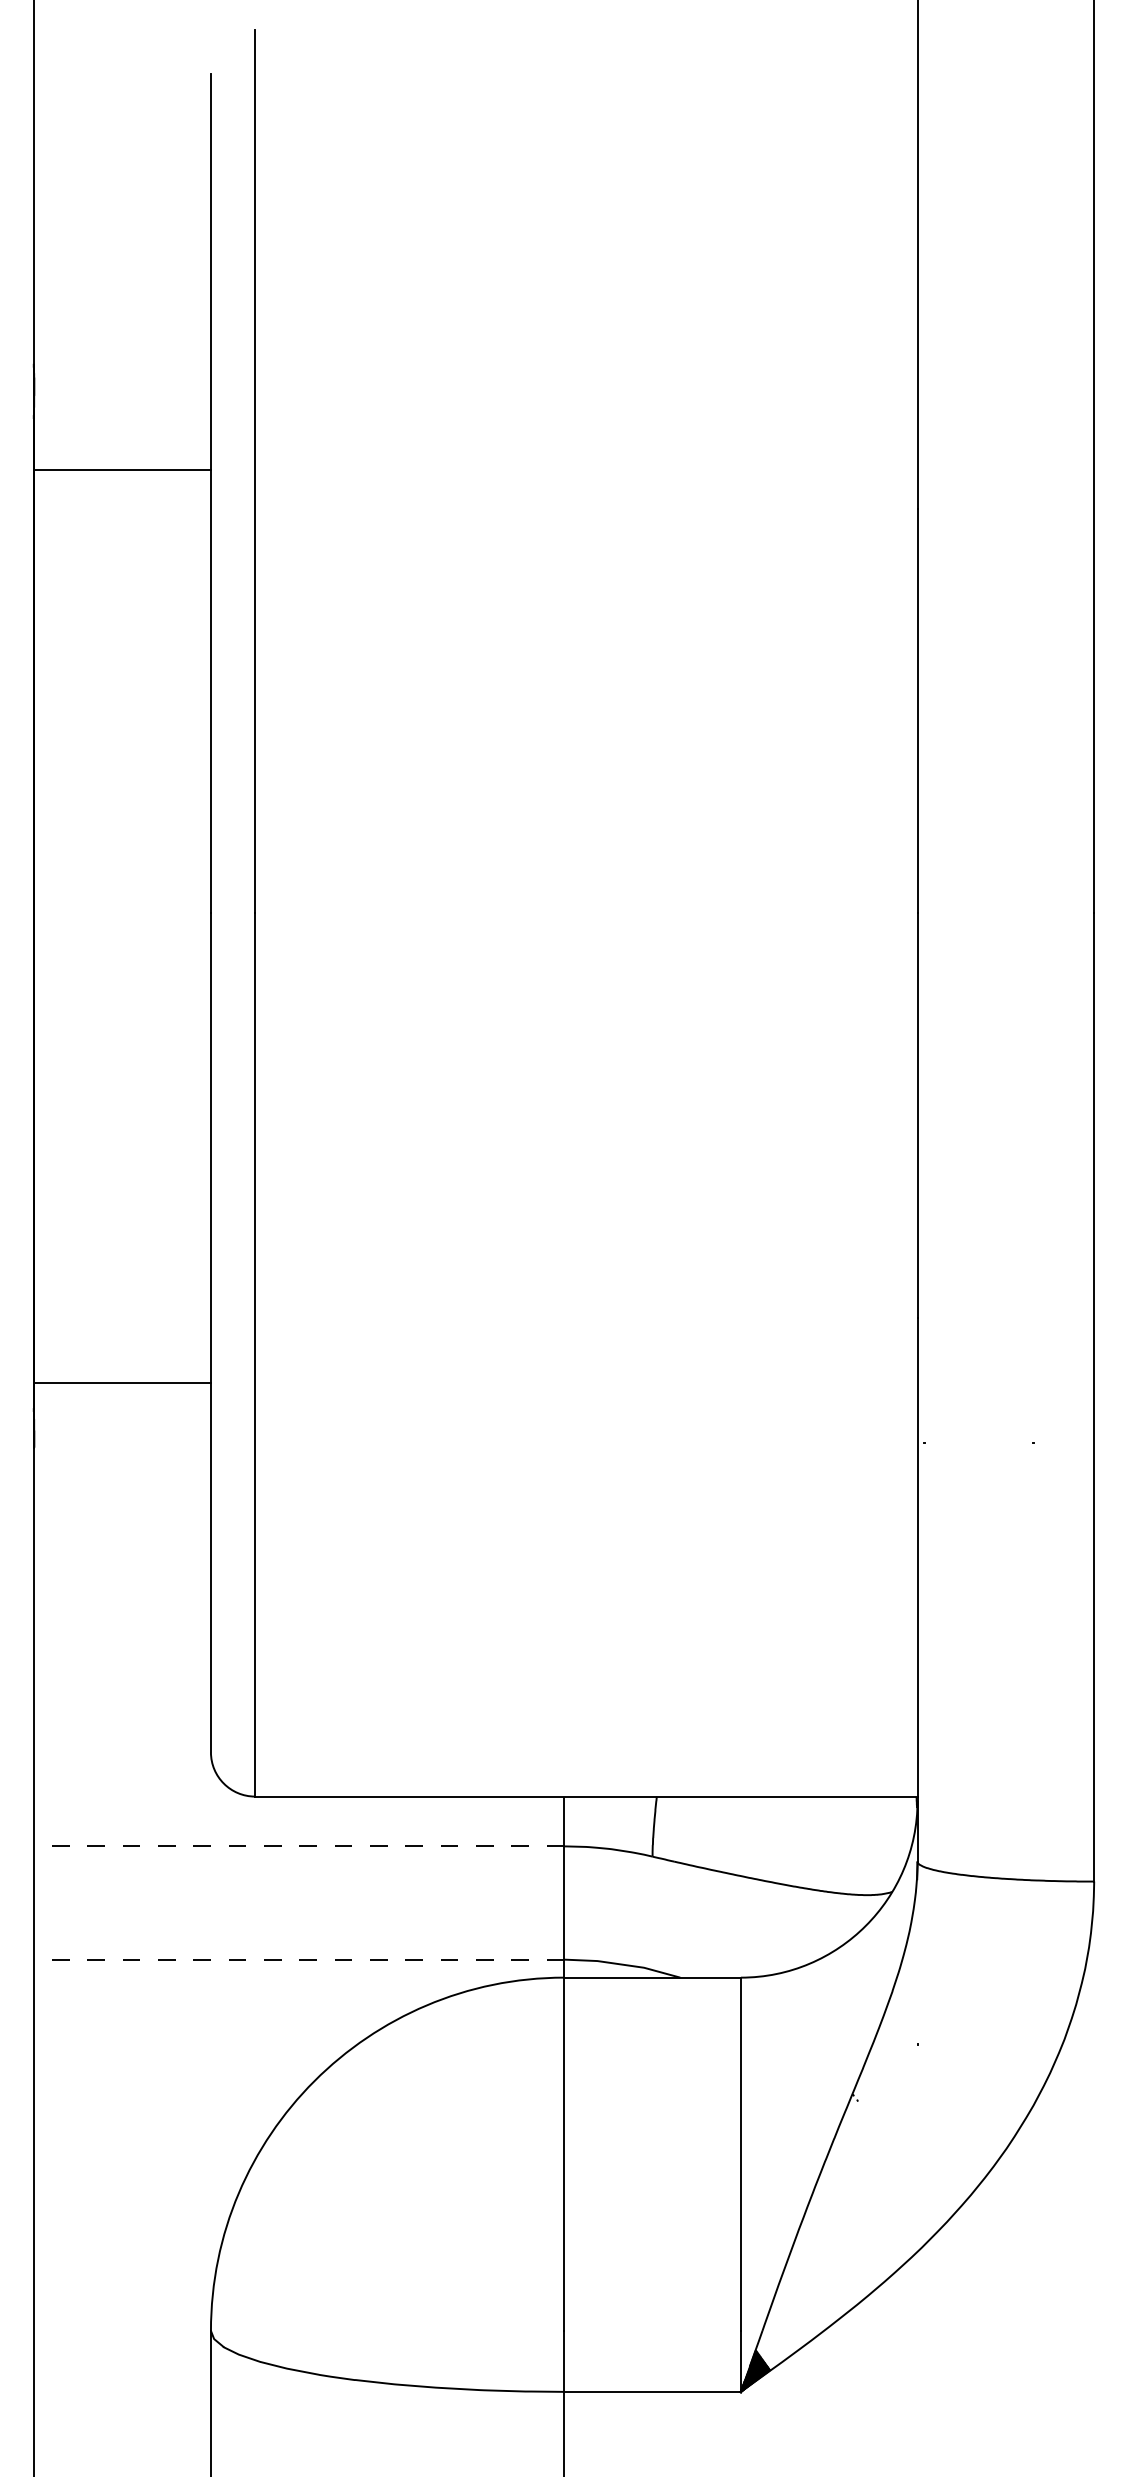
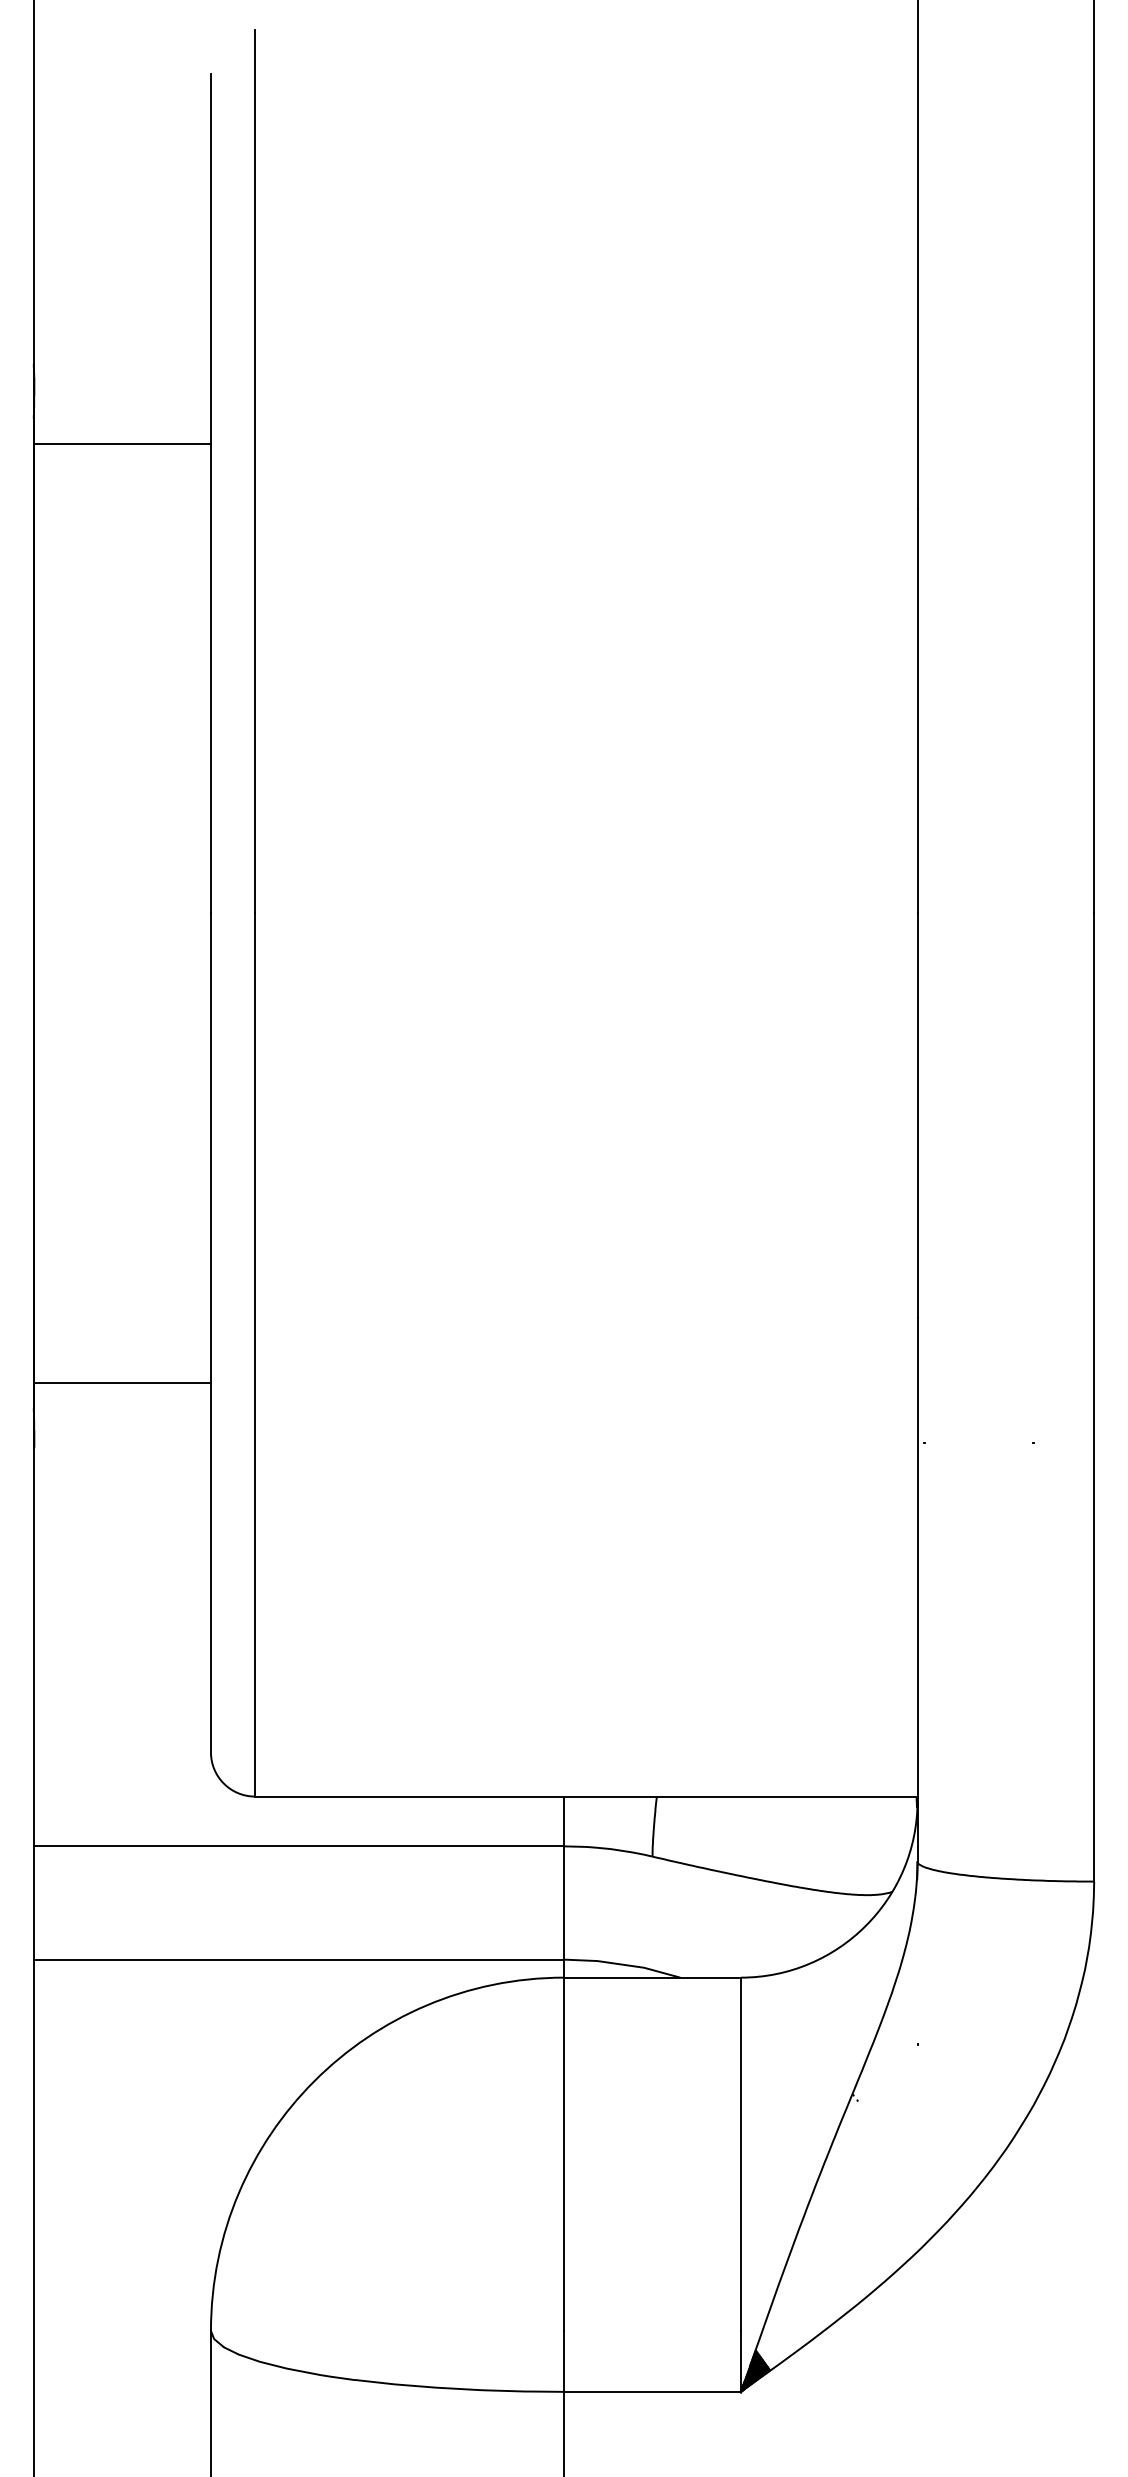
line position: (122, 469) -> (122, 443) (122, 443)
line: dashed -> solid (299, 1846)
line: dashed -> solid (299, 1959)
